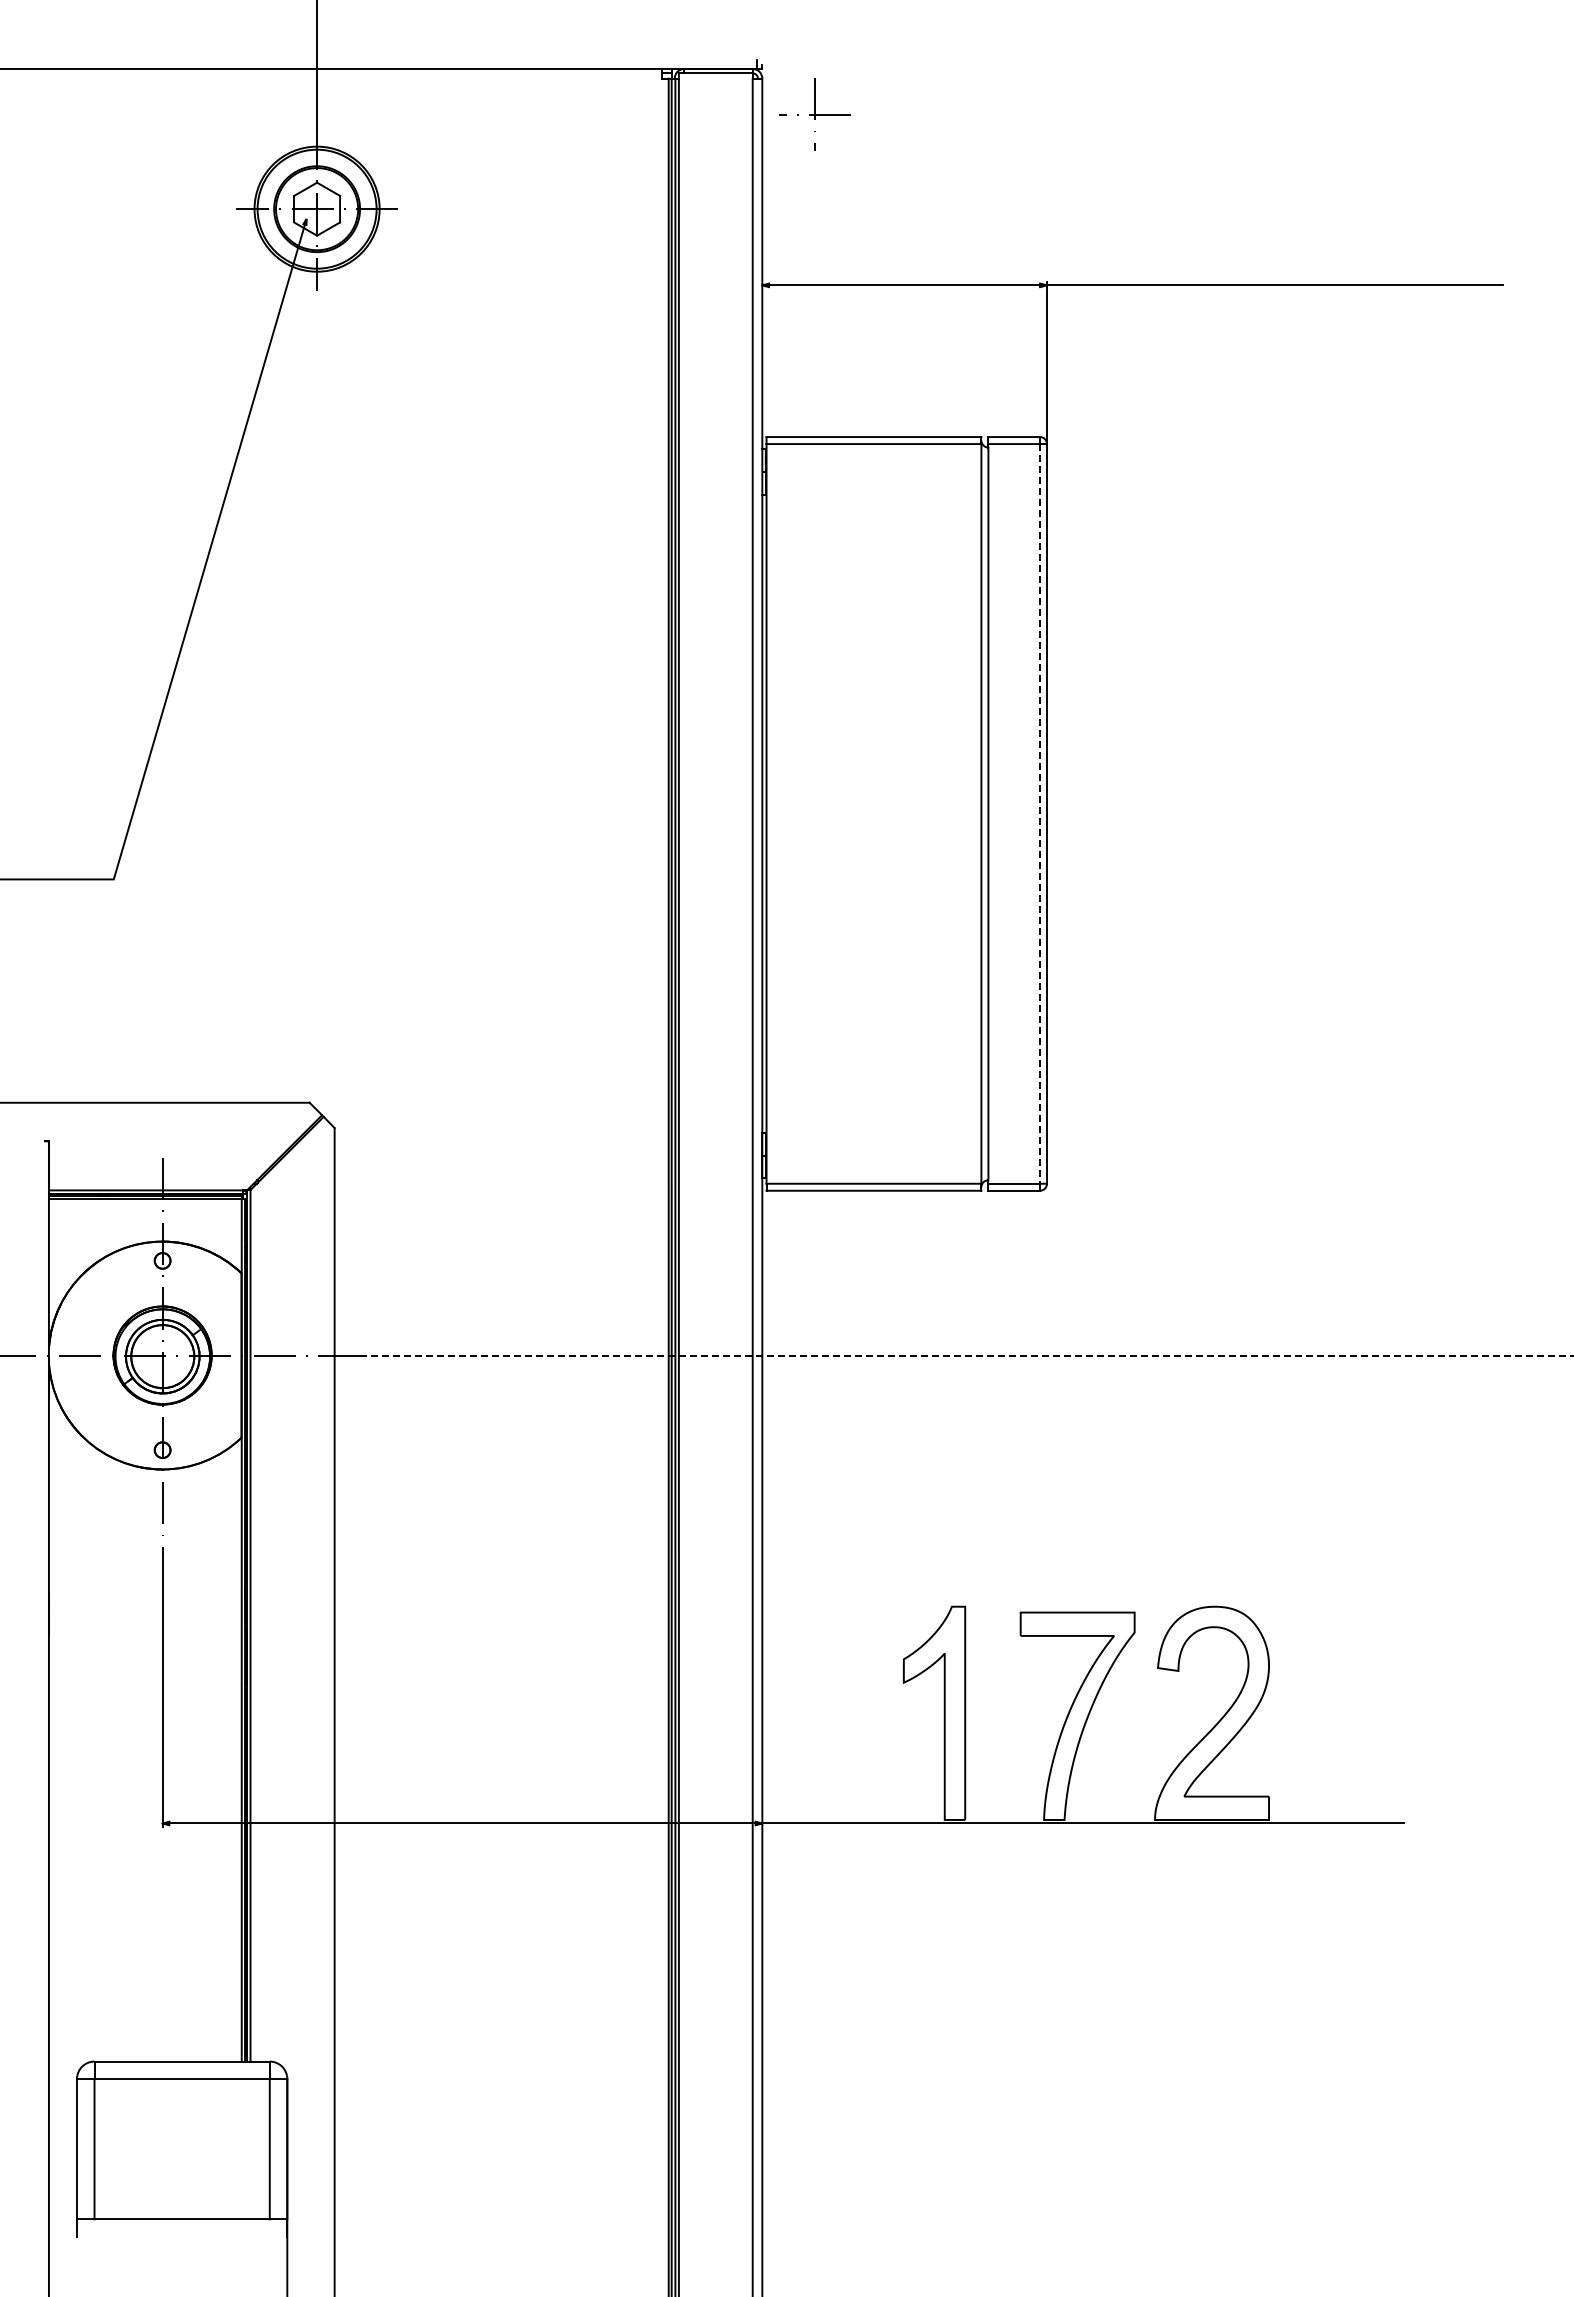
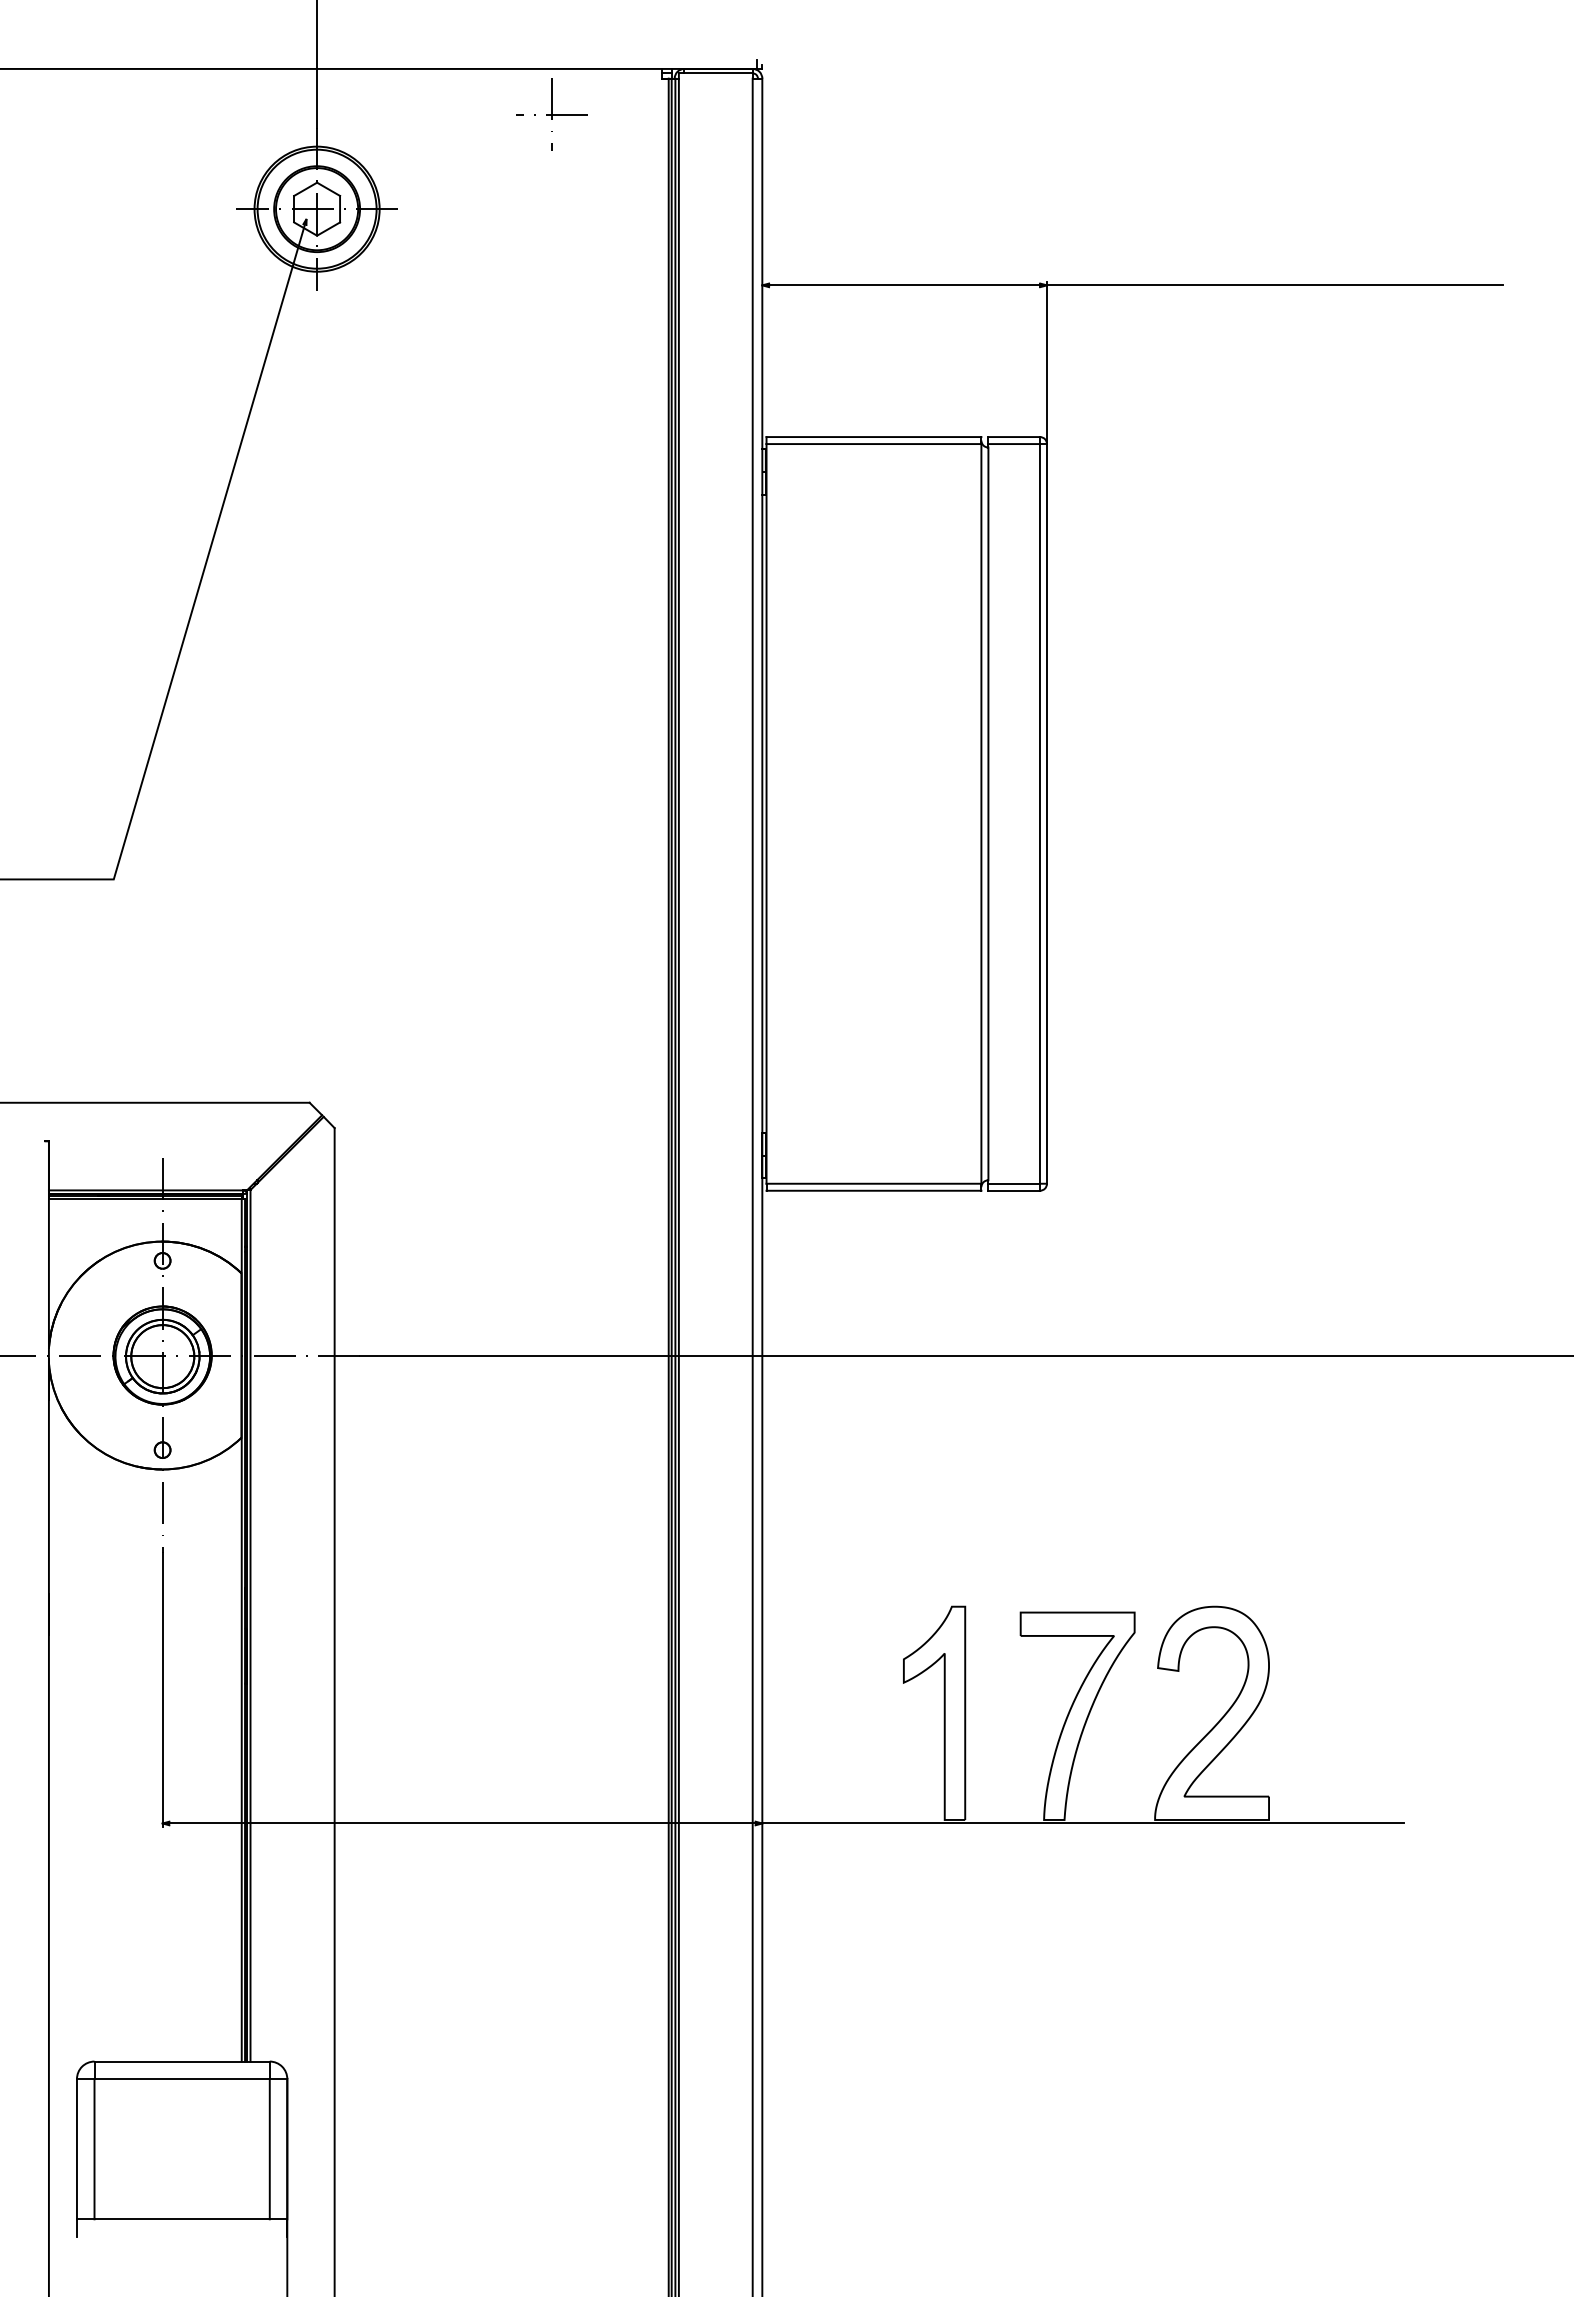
part position: (814, 114) -> (551, 114) (551, 114)
line: dashed -> solid (1039, 813)
line: dashed -> solid (967, 1355)
